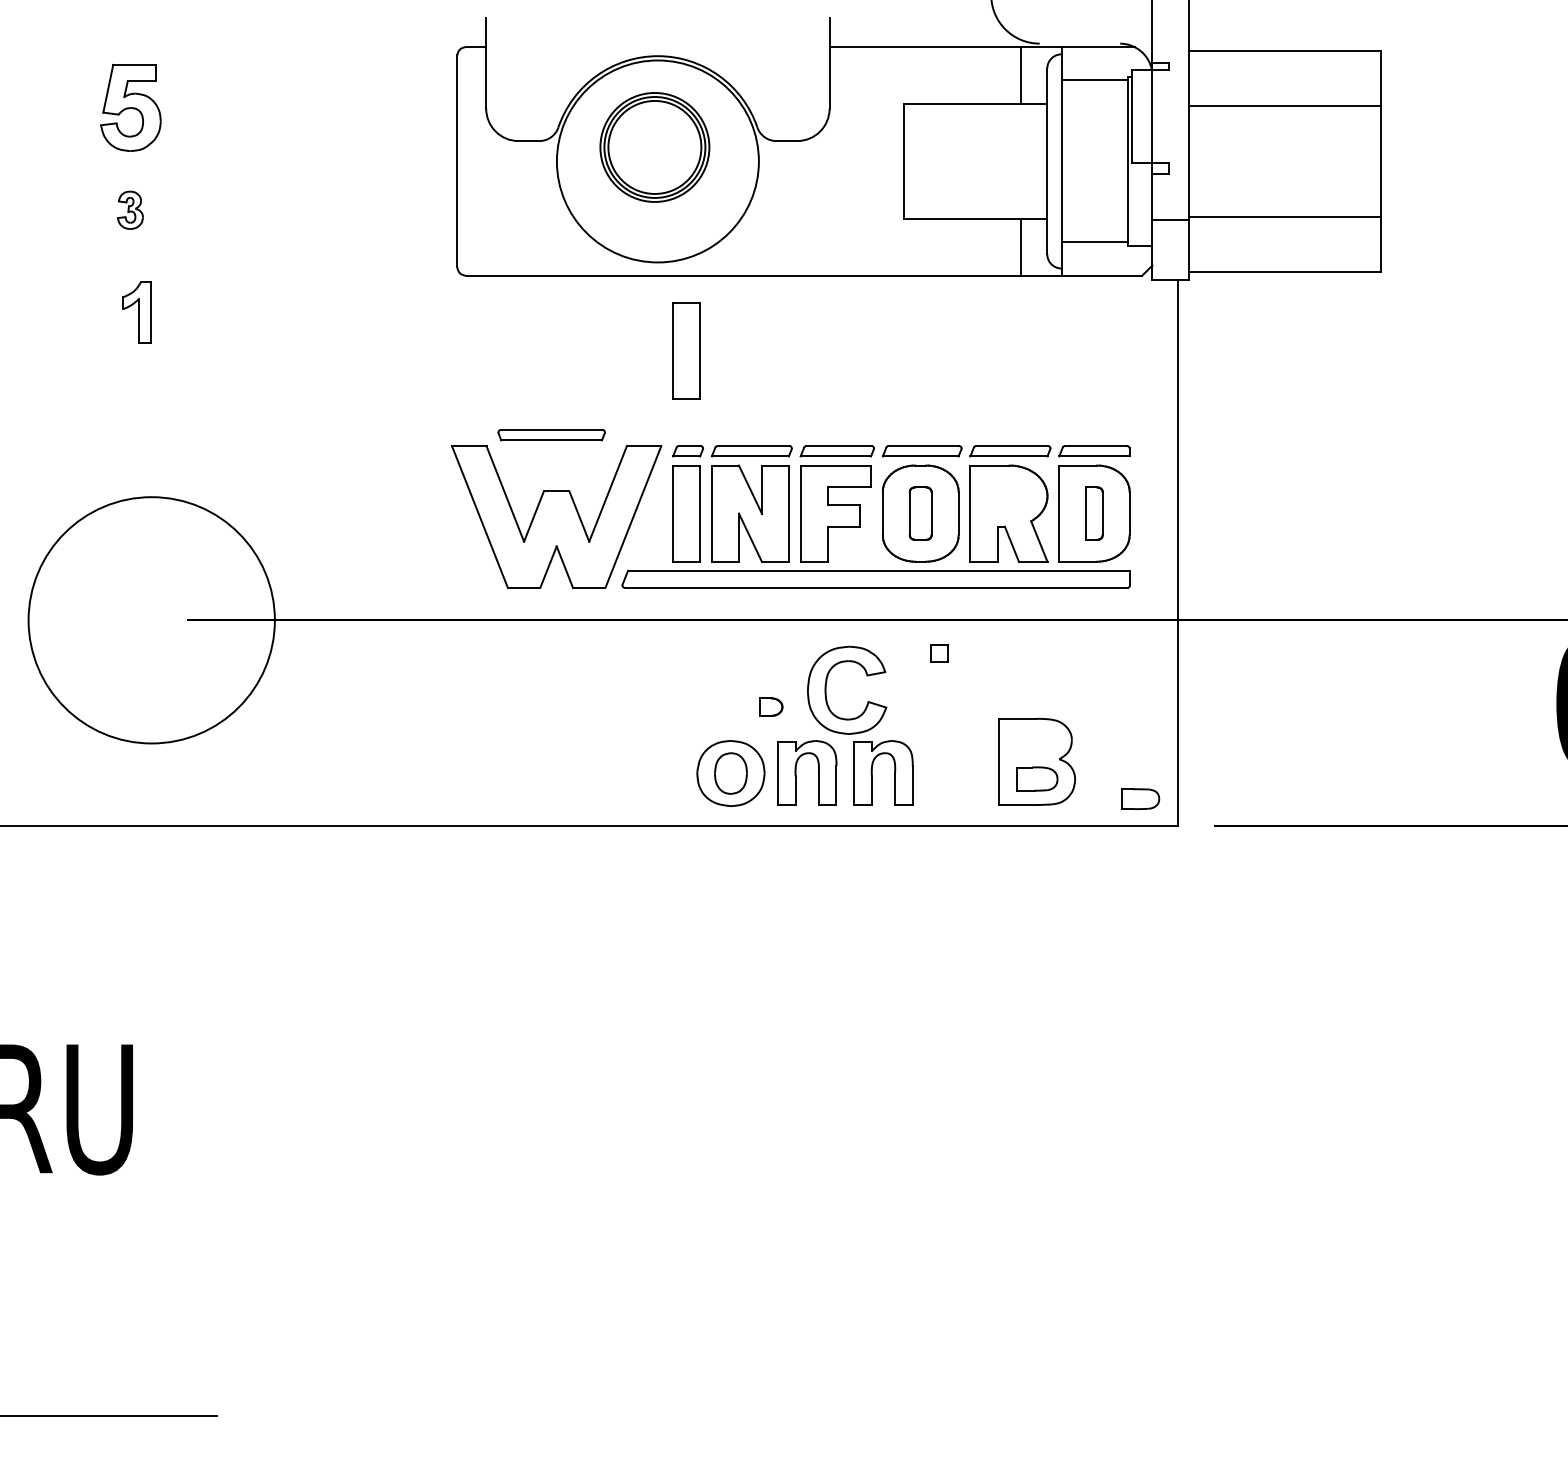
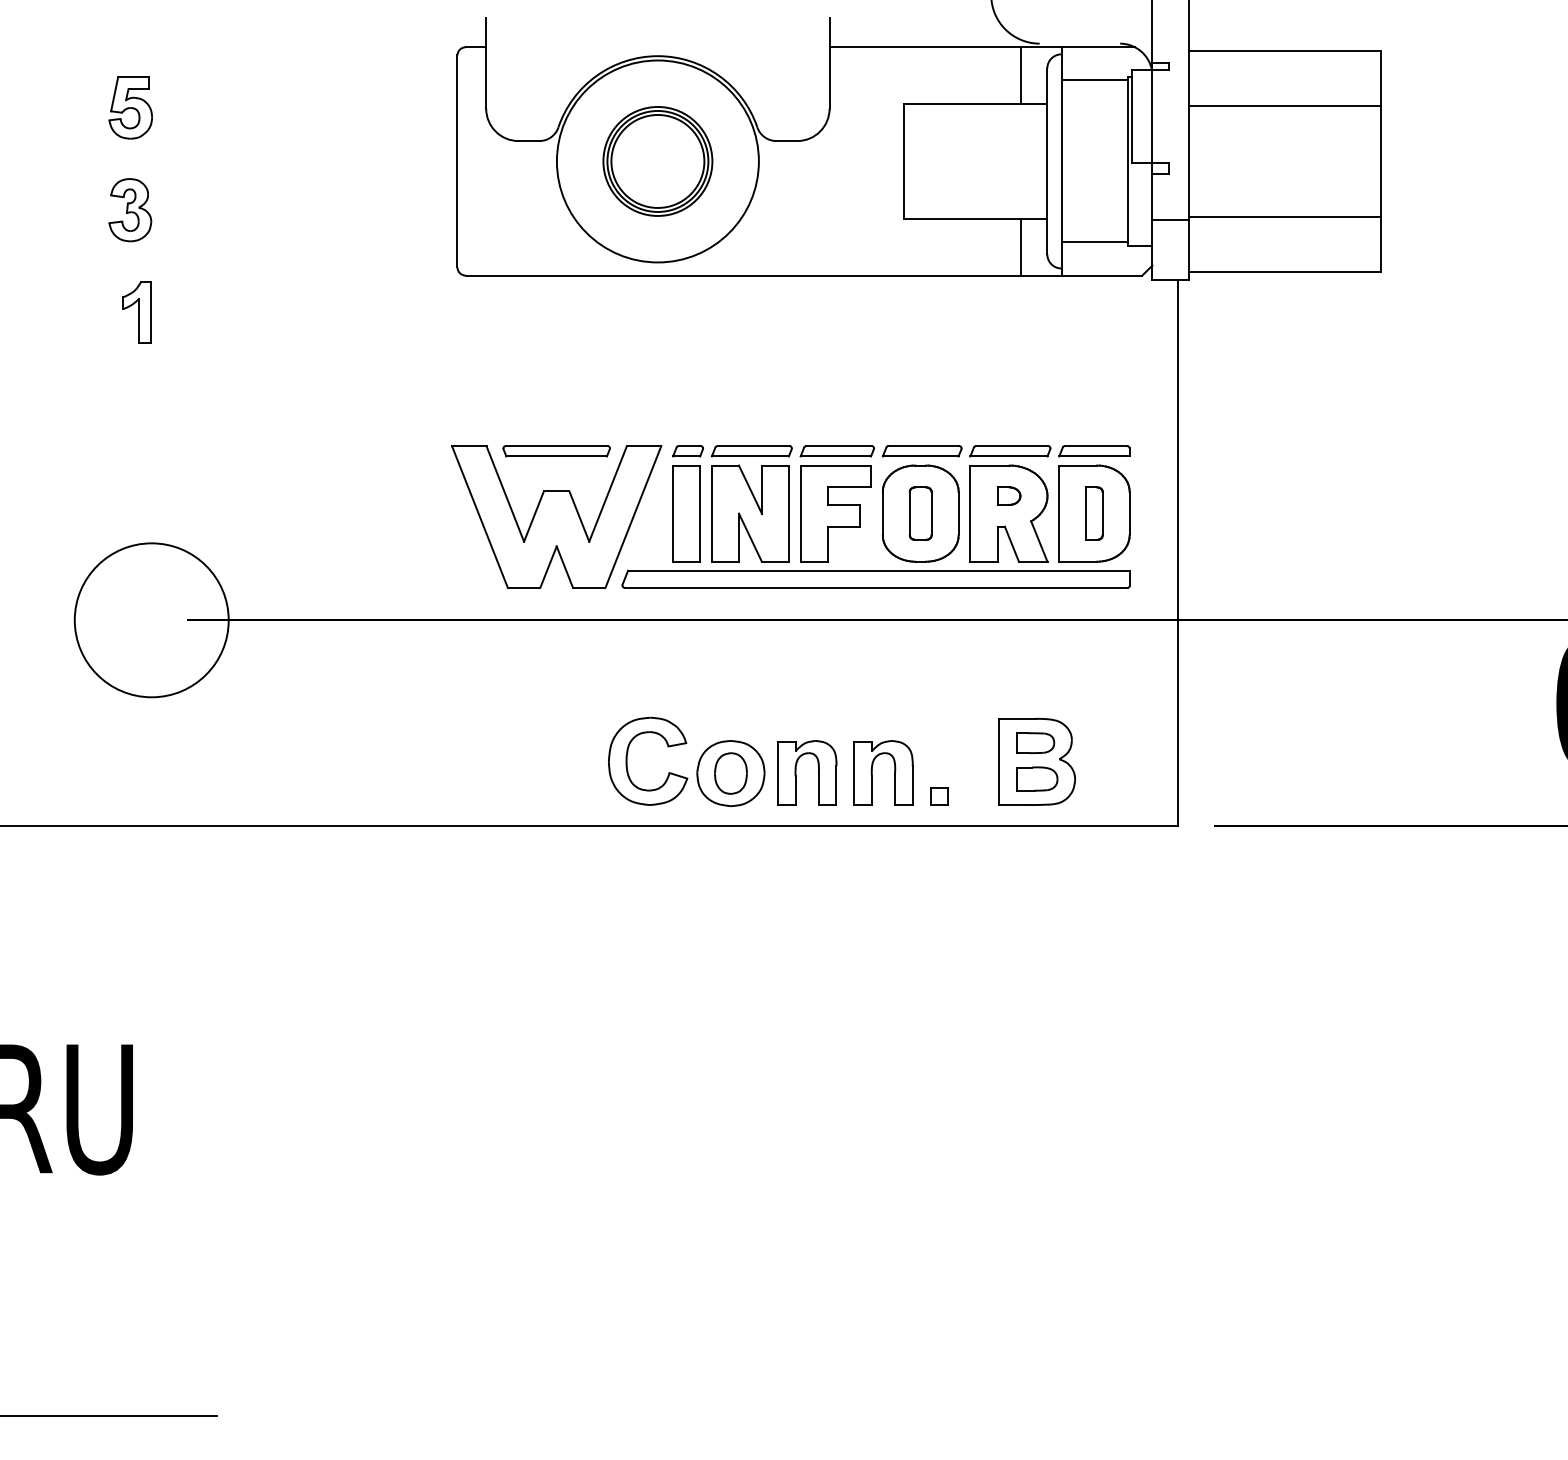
part size: 62x88 px -> 45x64 px (130, 107)
part position: (654, 147) -> (657, 161) (657, 161)
part size: 27x40 px -> 45x65 px (130, 210)
part: present -> none (686, 350)
part position: (551, 435) -> (556, 451) (556, 451)
circle diameter: 246 px -> 154 px (151, 620)
part position: (939, 653) -> (939, 796) (939, 796)
part position: (826, 689) -> (627, 760) (627, 760)
part position: (771, 706) -> (1009, 495) (1009, 495)
part position: (1140, 798) -> (1035, 742) (1035, 742)
